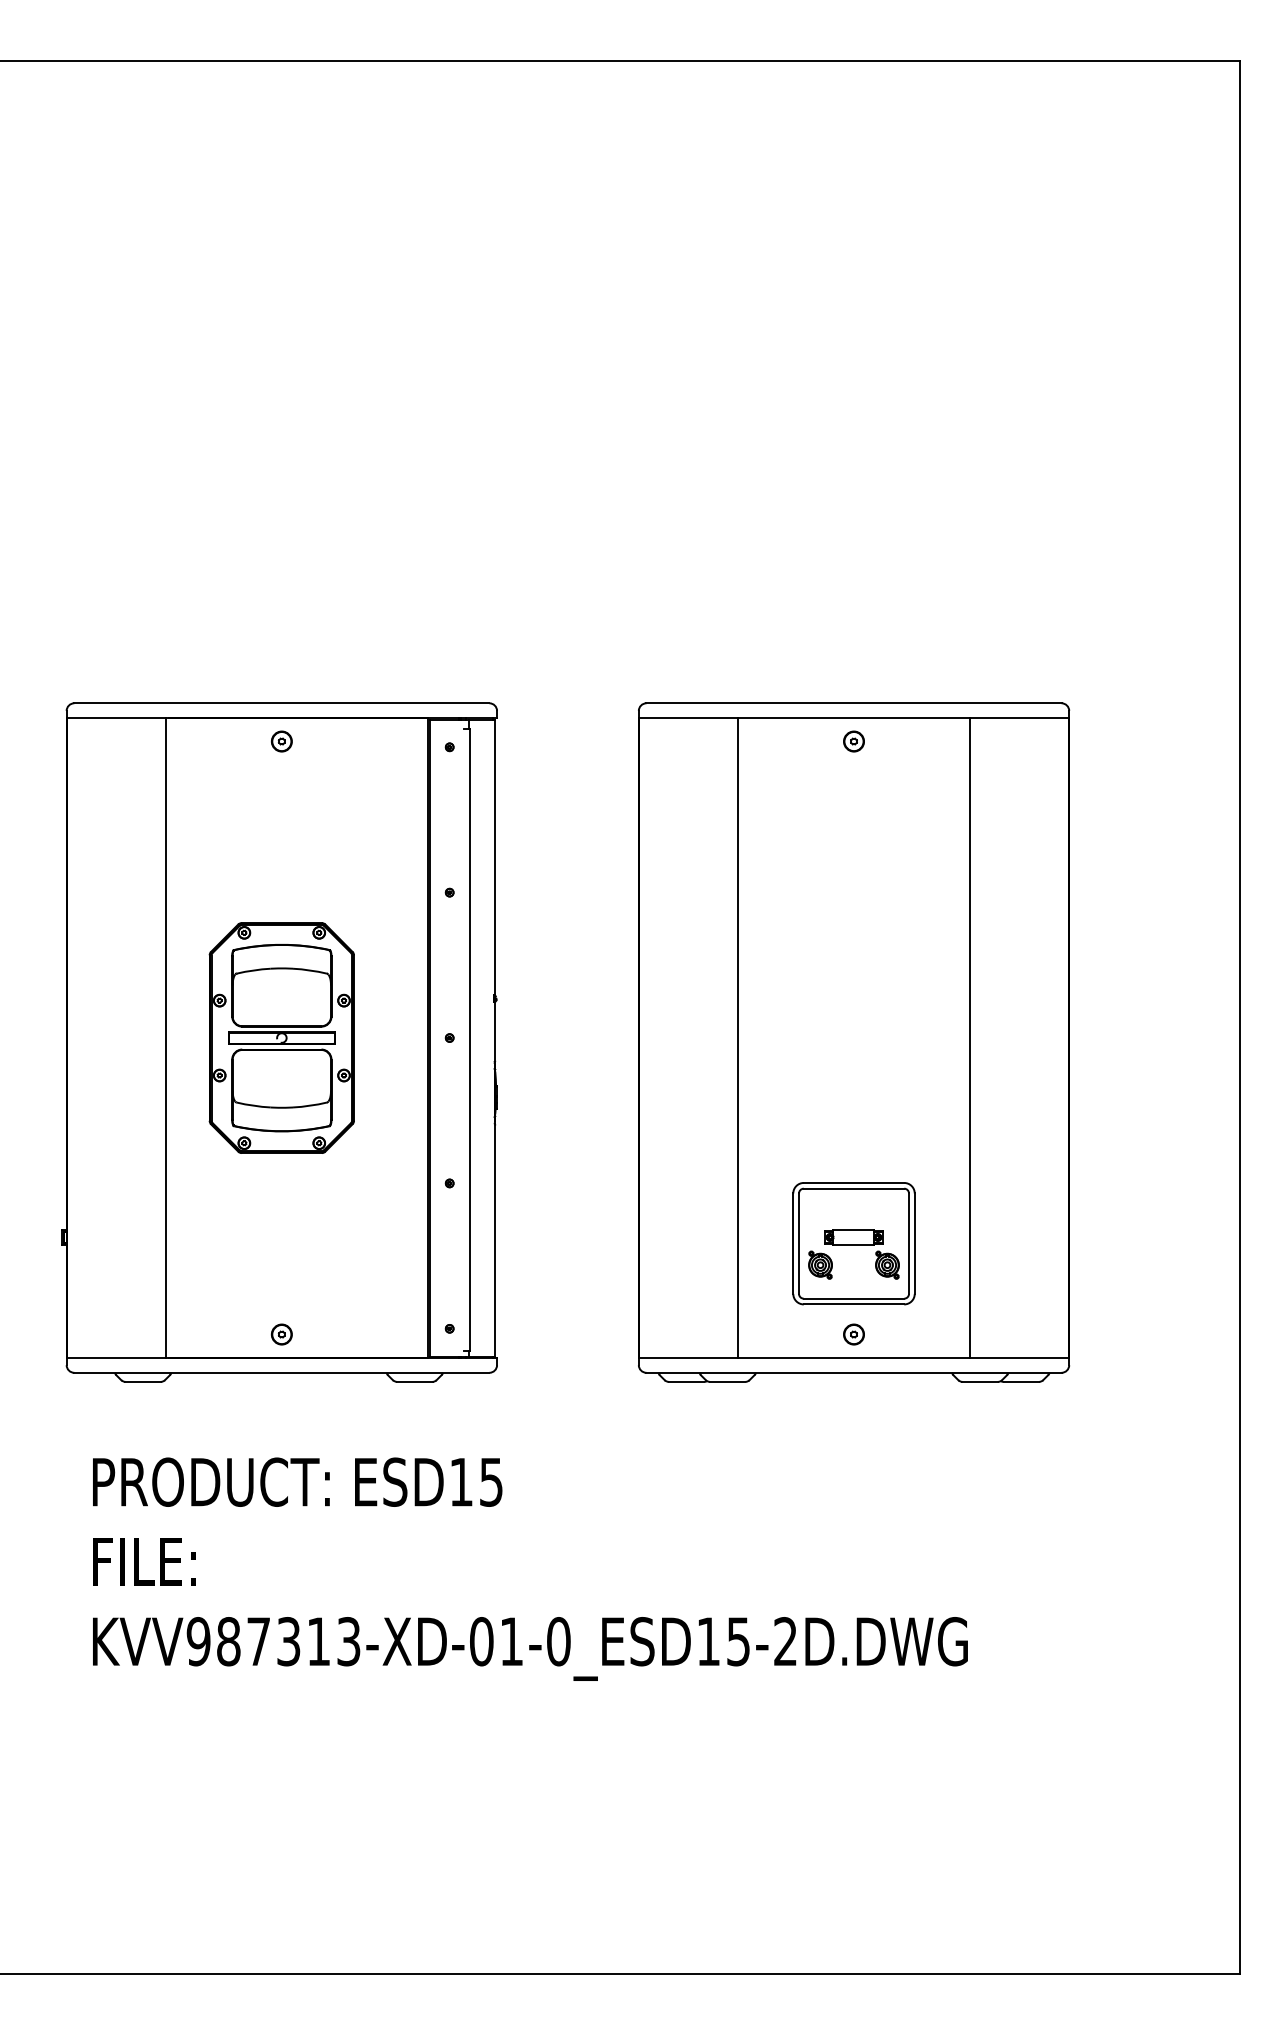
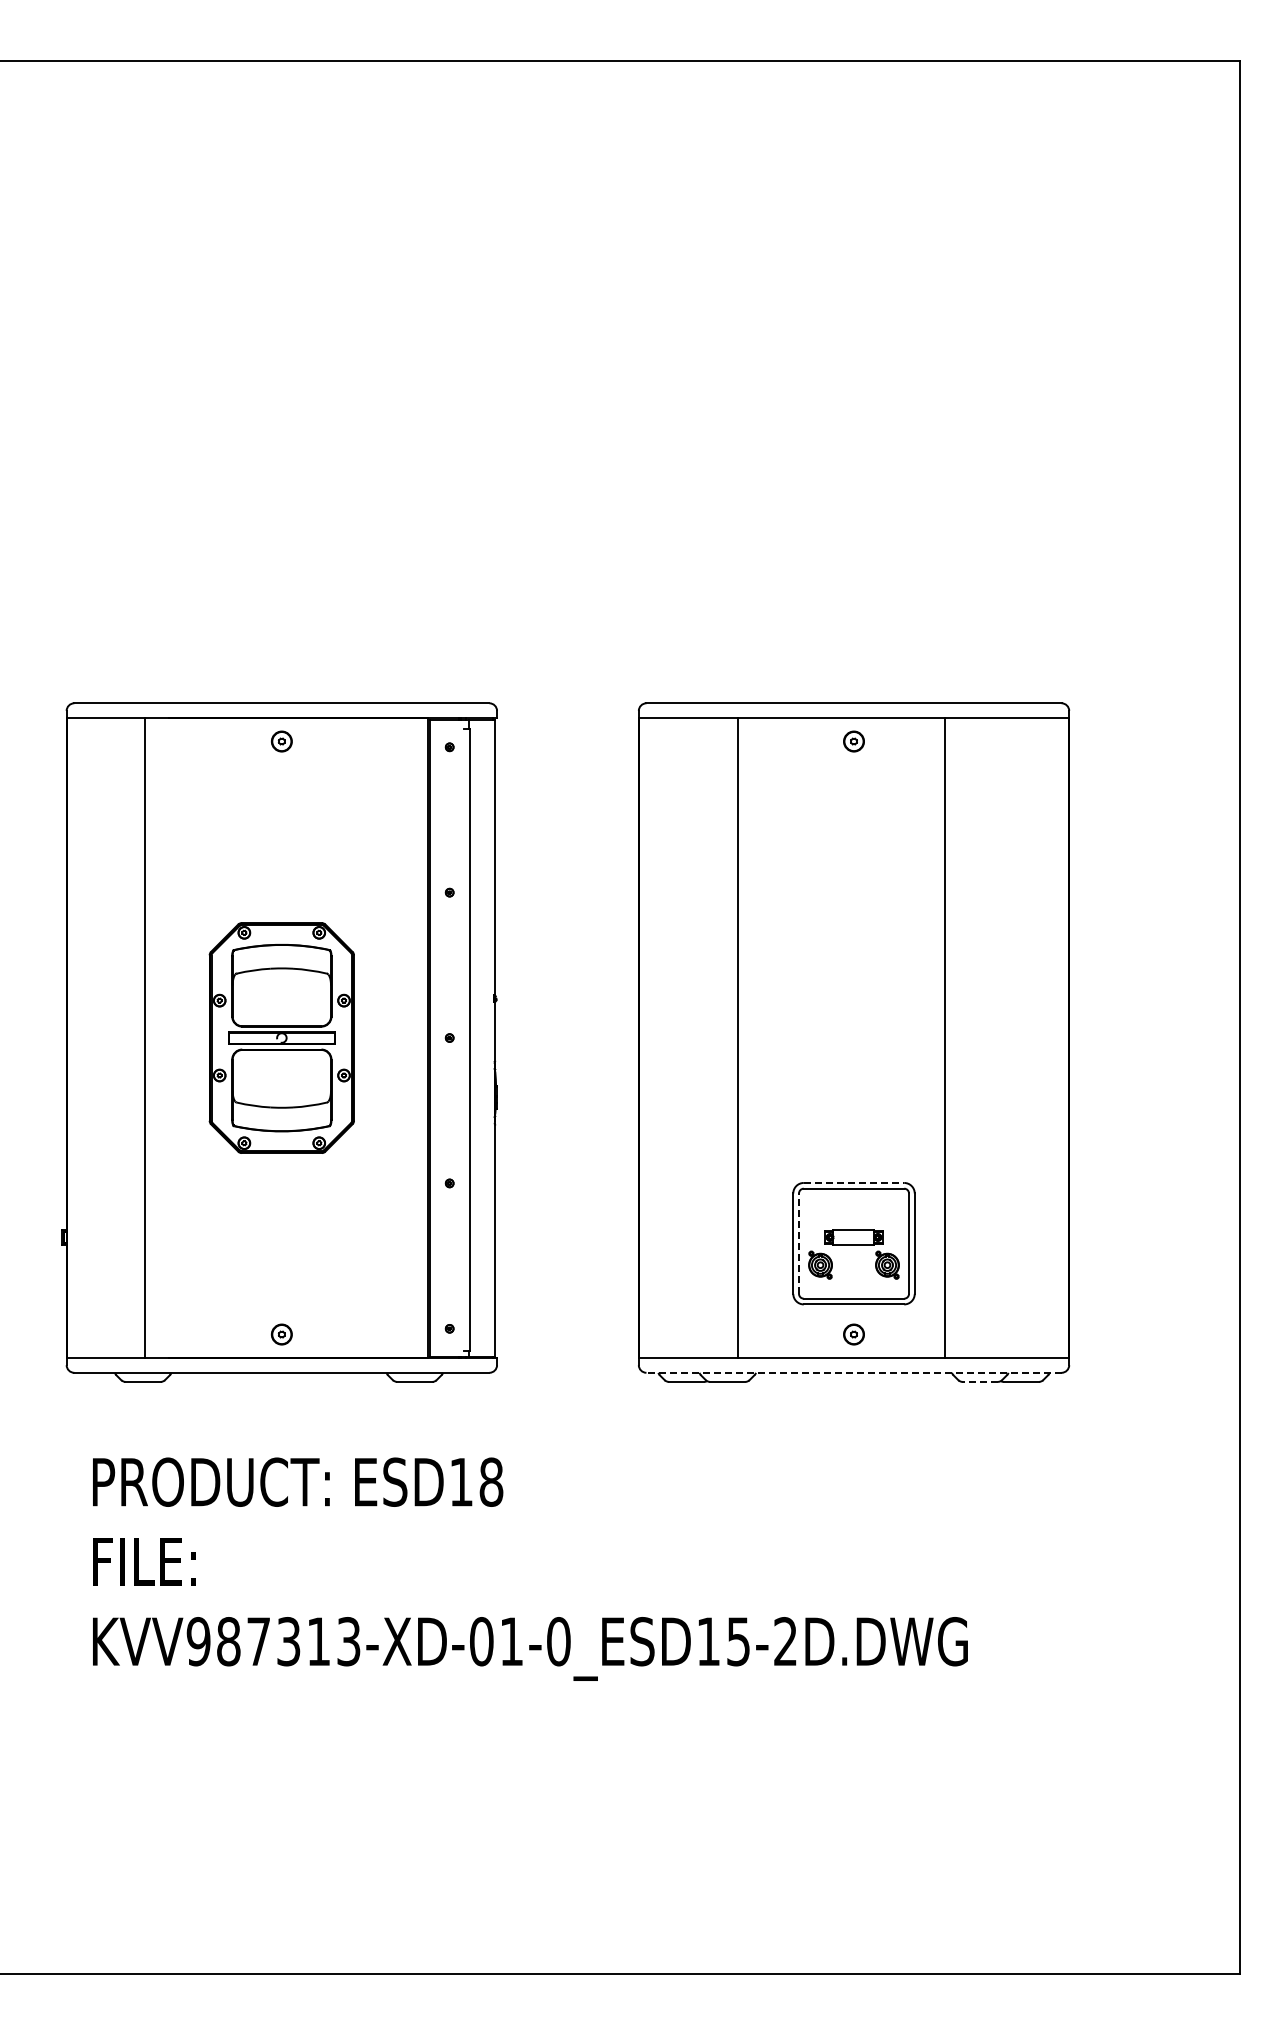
line position: (165, 1037) -> (144, 1037) (144, 1037)
line position: (969, 1037) -> (944, 1037) (944, 1037)
line: solid -> dashed (854, 1182)
line: solid -> dashed (799, 1243)
line: solid -> dashed (854, 1372)
line: solid -> dashed (980, 1381)
text: ESD15 -> ESD18 (491, 1481)
